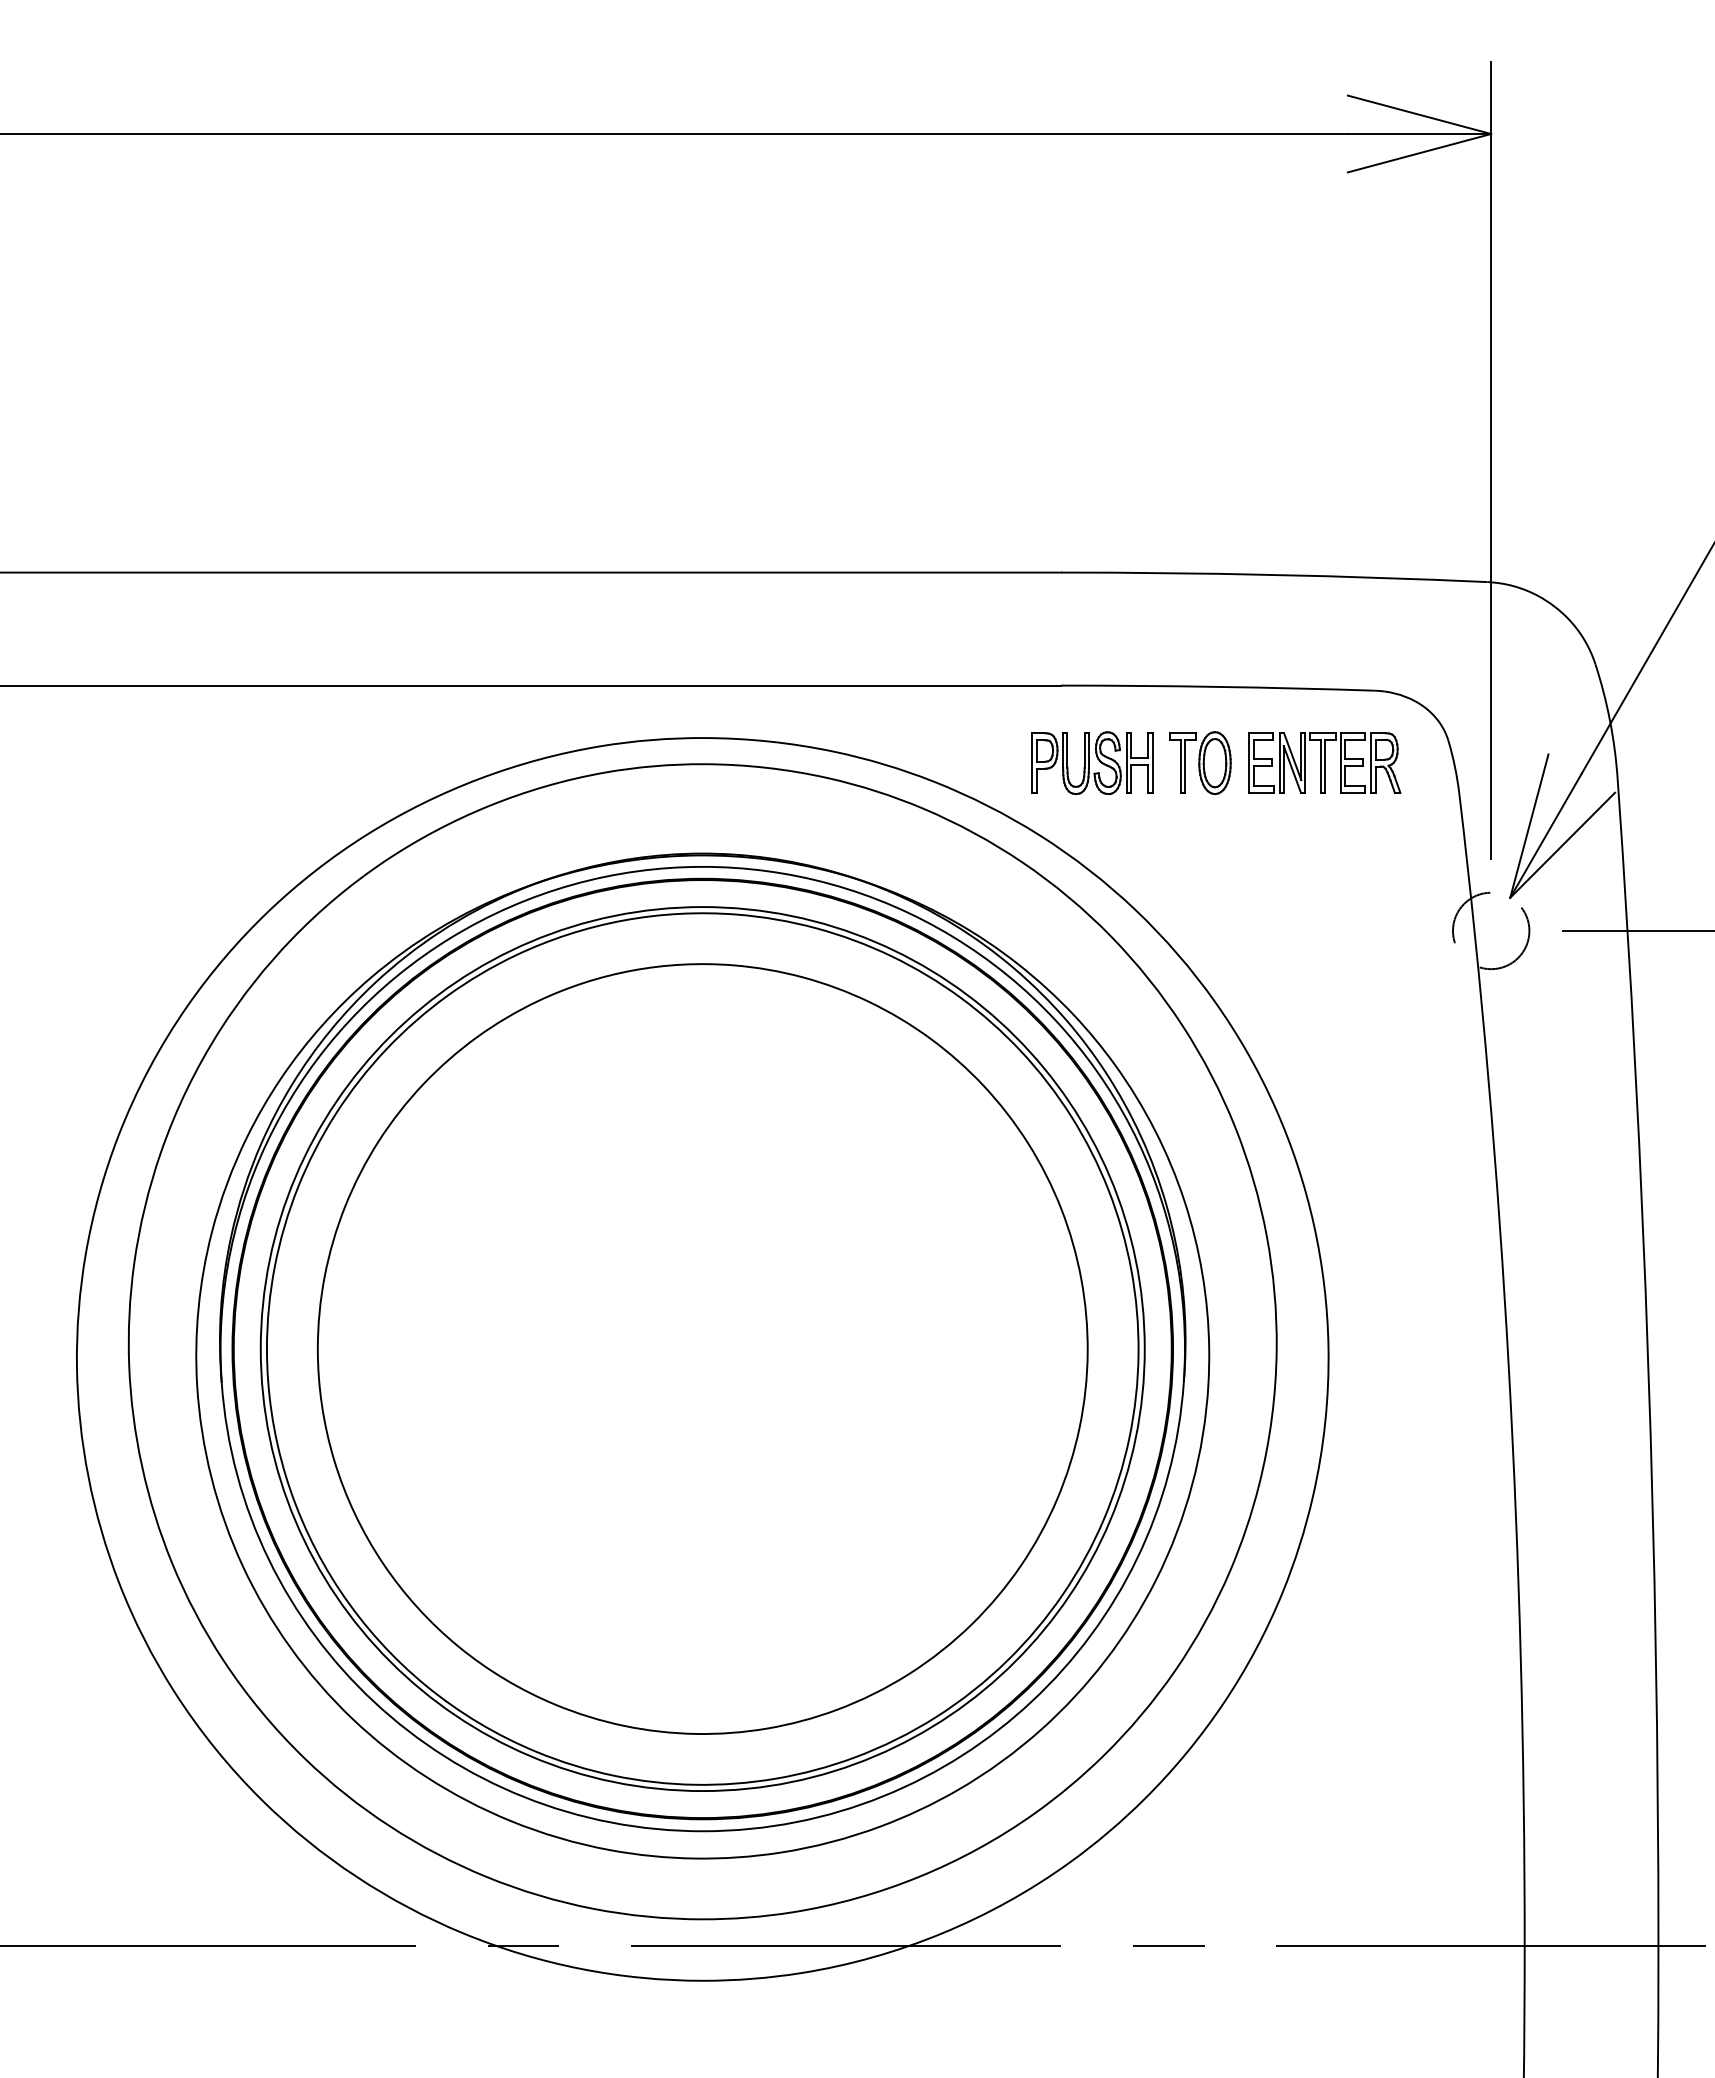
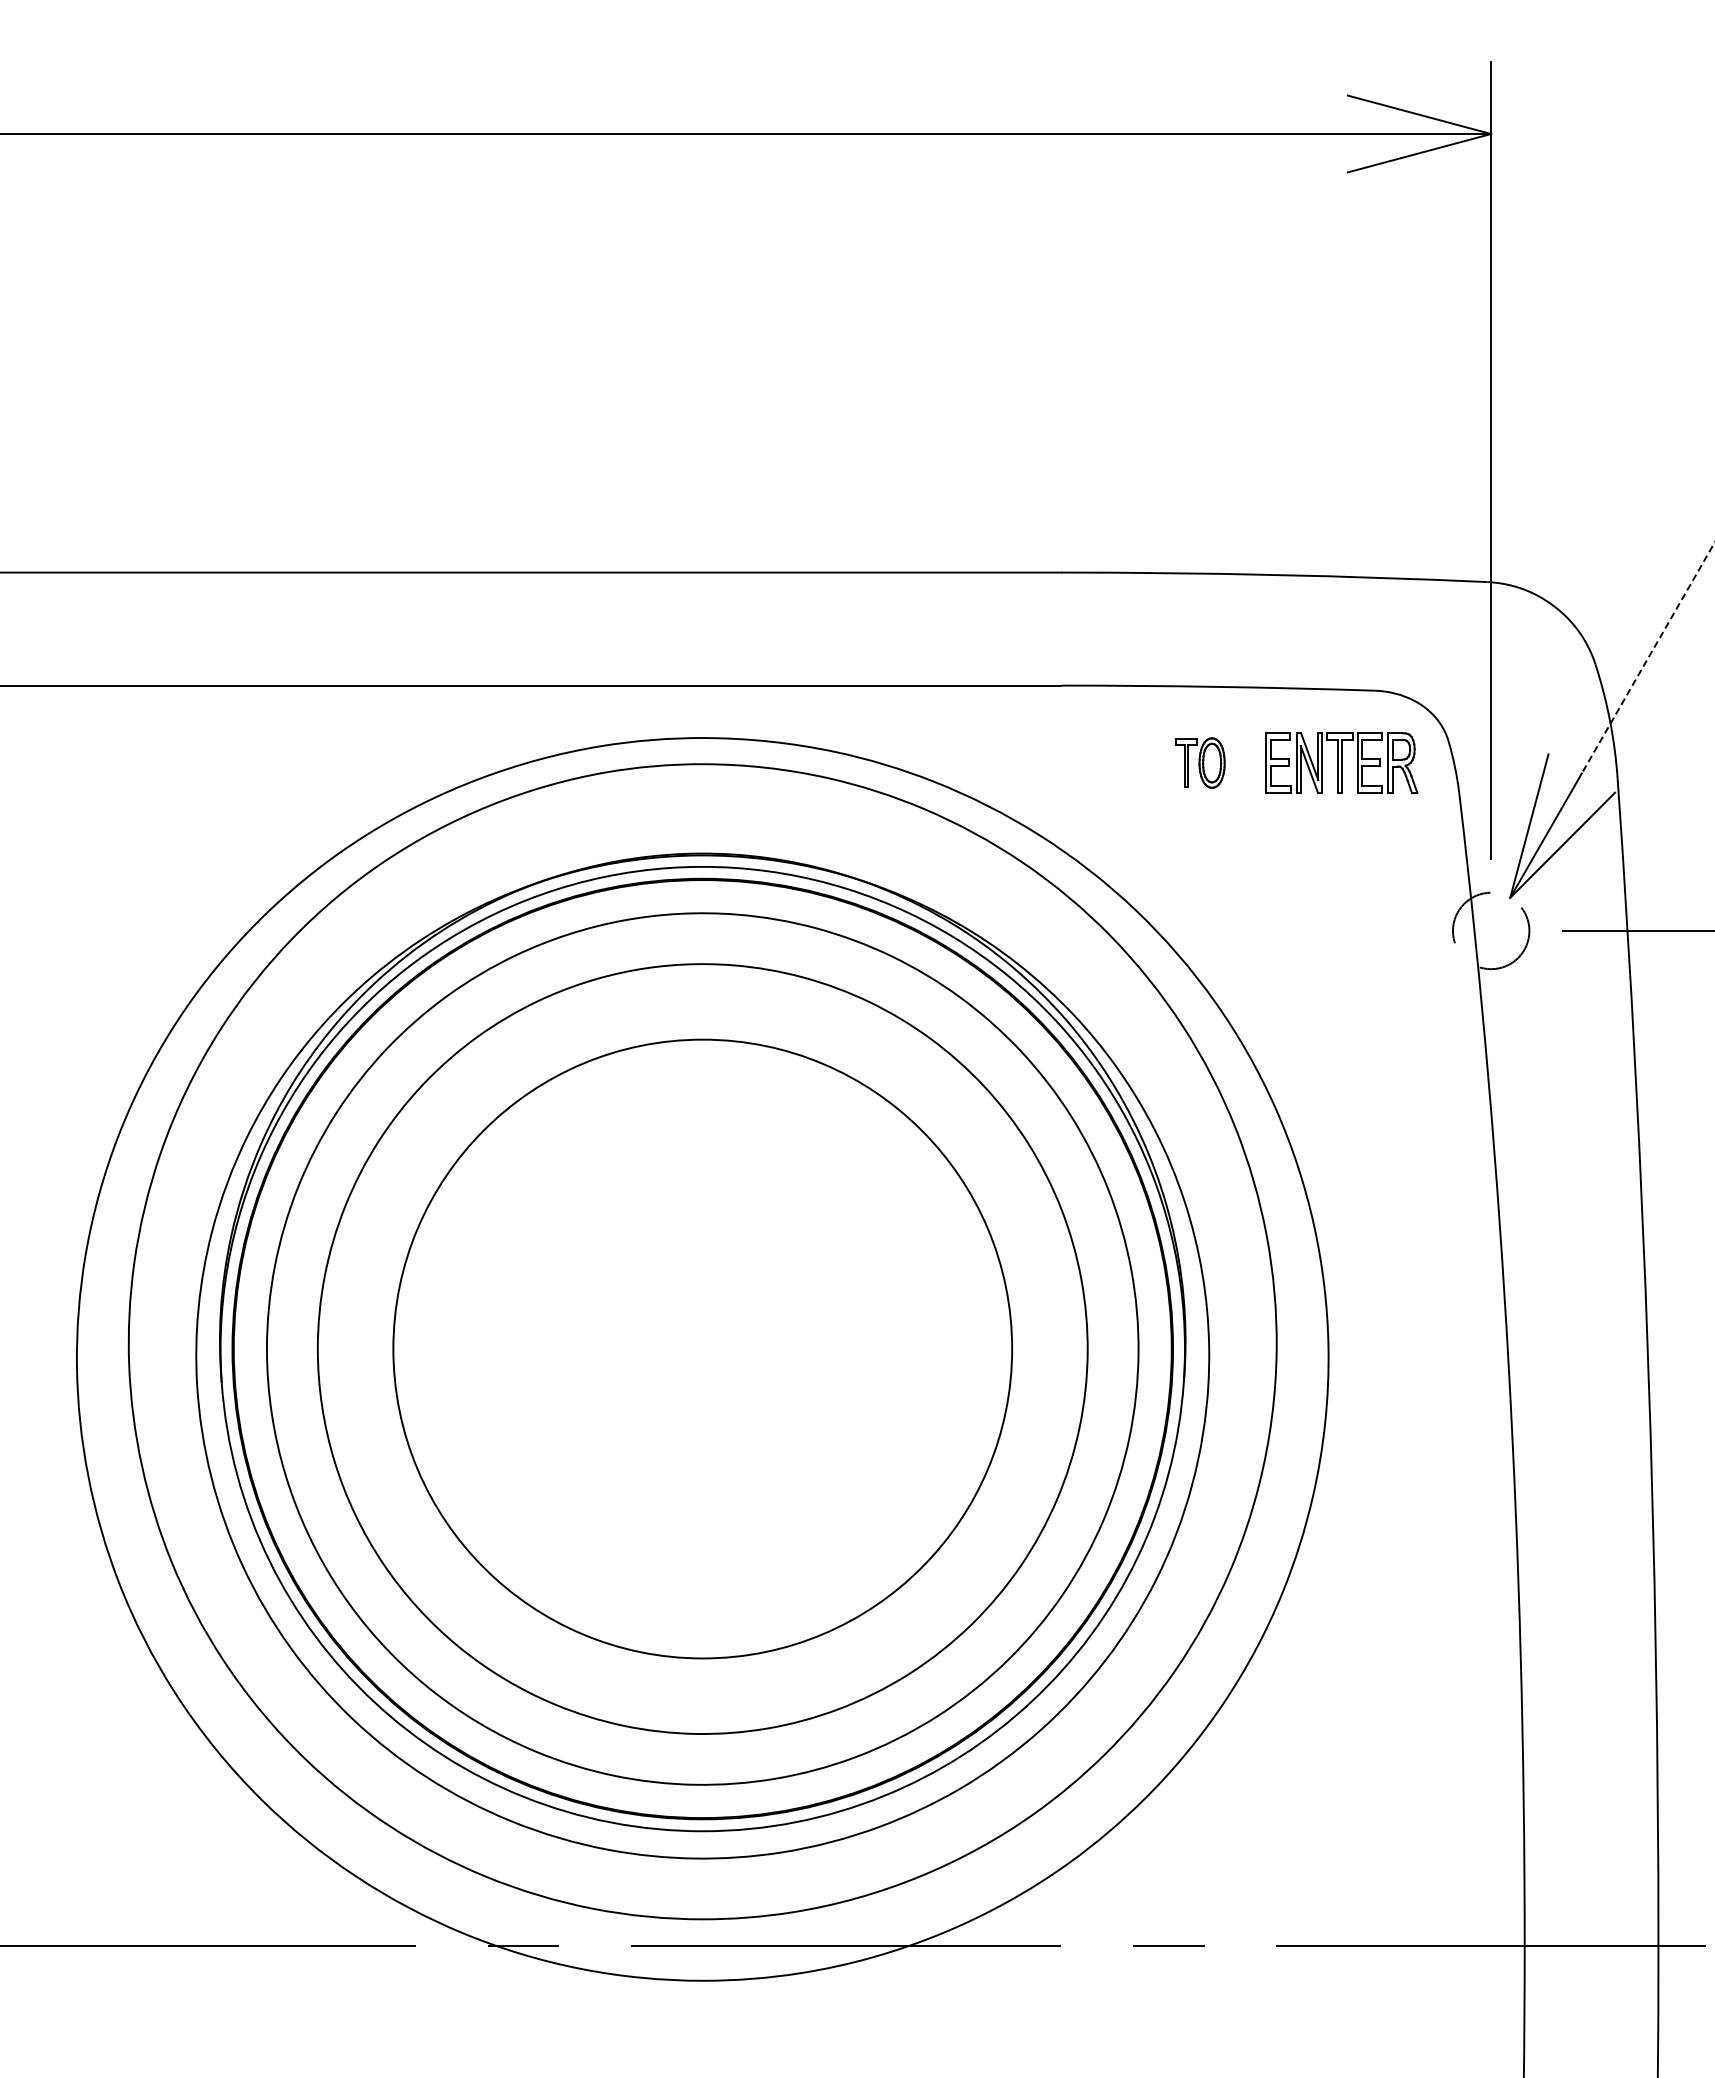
line: solid -> dashed (1648, 658)
part: present -> none (1092, 762)
part size: 63x64 px -> 51x52 px (1200, 762)
part position: (1324, 762) -> (1341, 762) (1341, 762)
circle diameter: 884 px -> 619 px (702, 1348)
